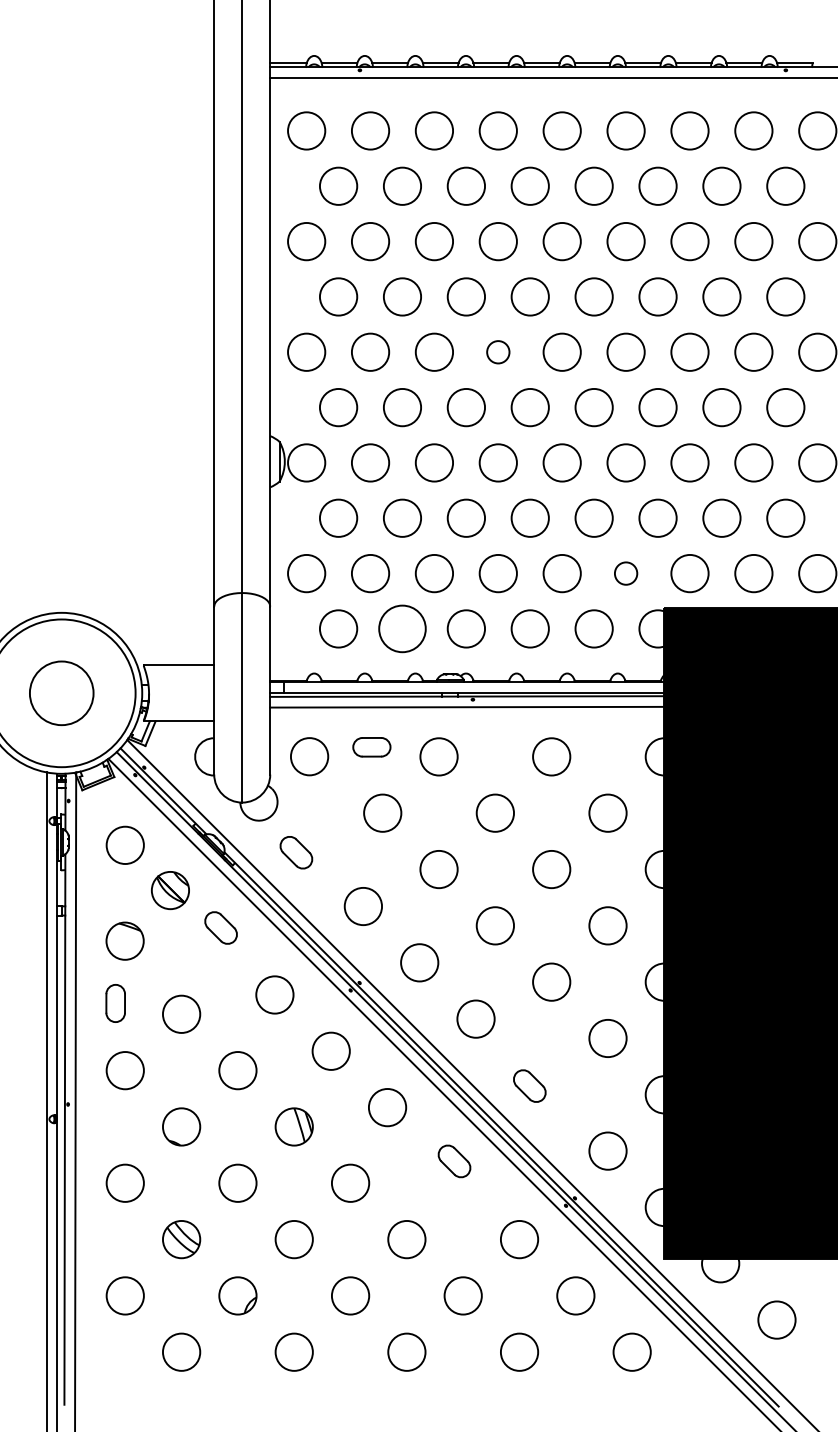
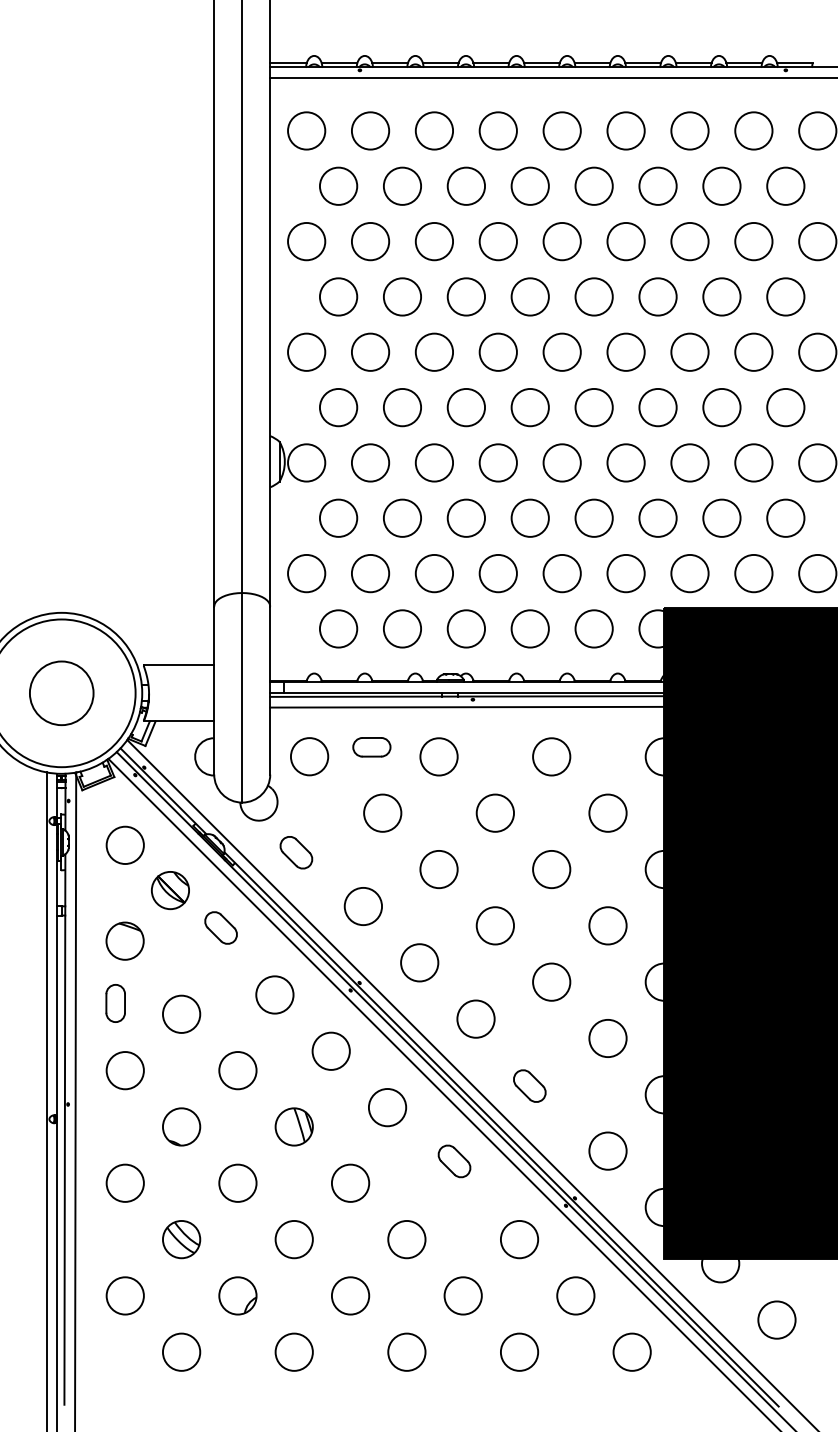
circle diameter: 22 px -> 37 px (497, 351)
circle diameter: 22 px -> 37 px (625, 573)
circle size: 49x50 px -> 39x40 px (402, 628)
